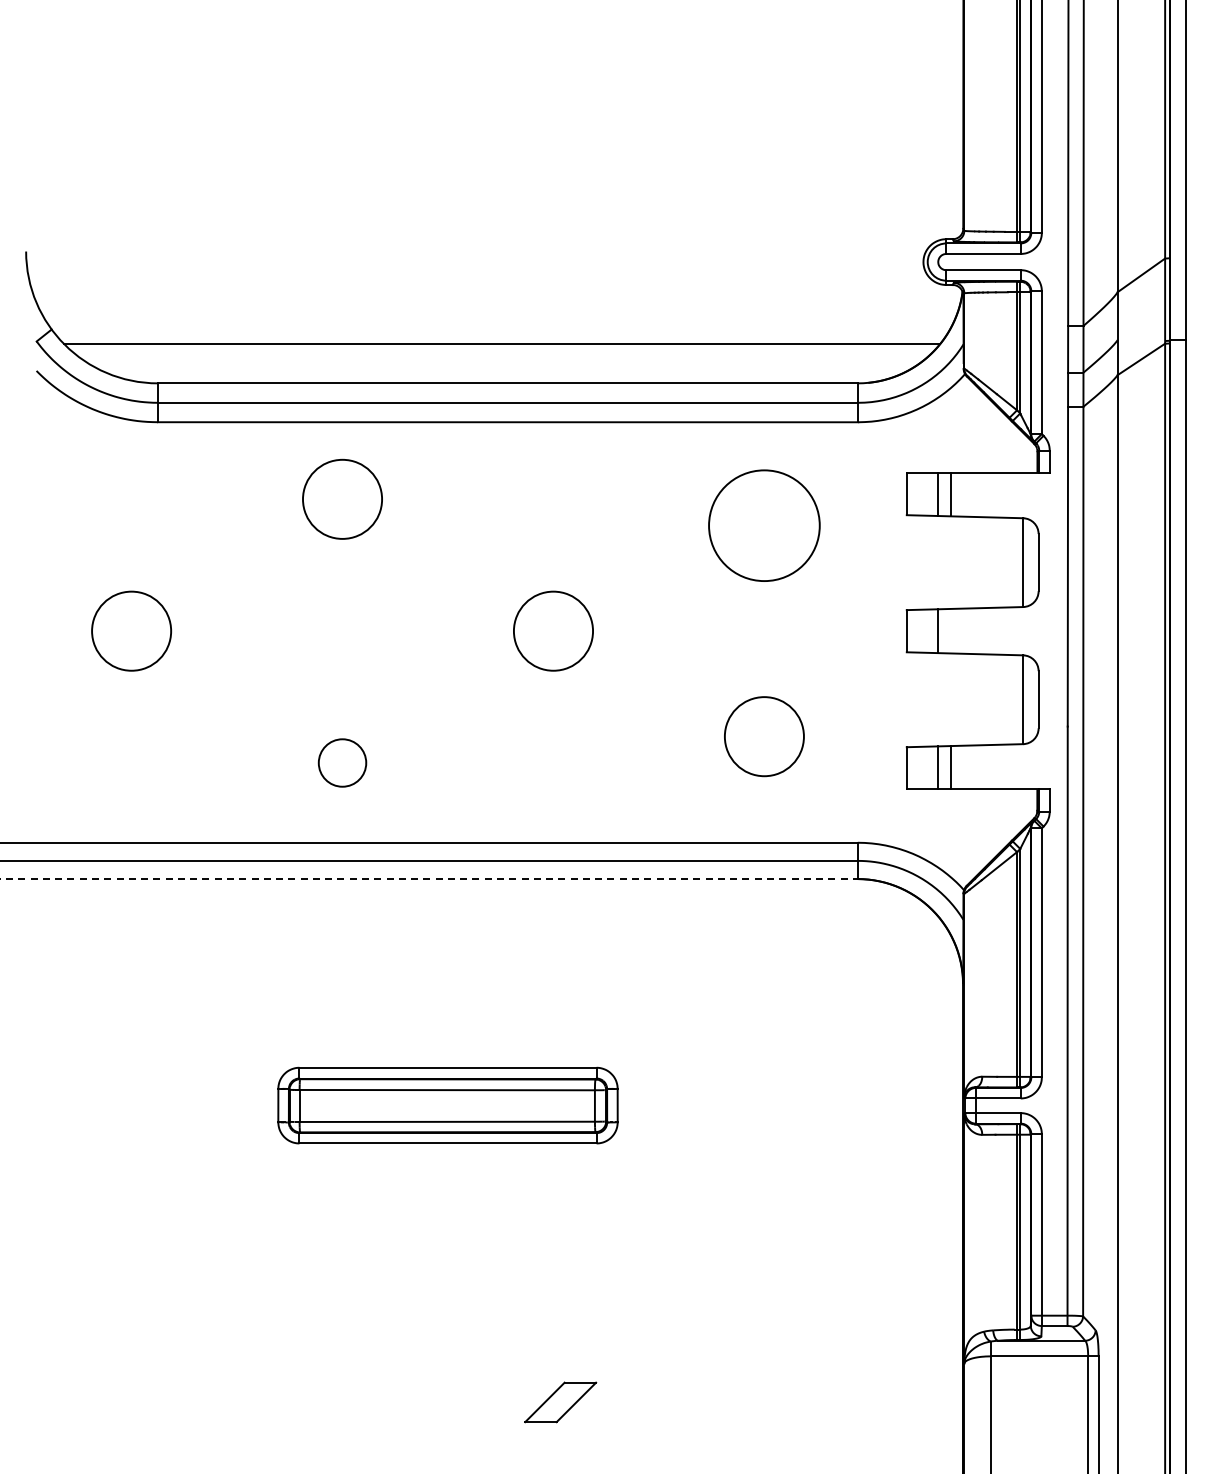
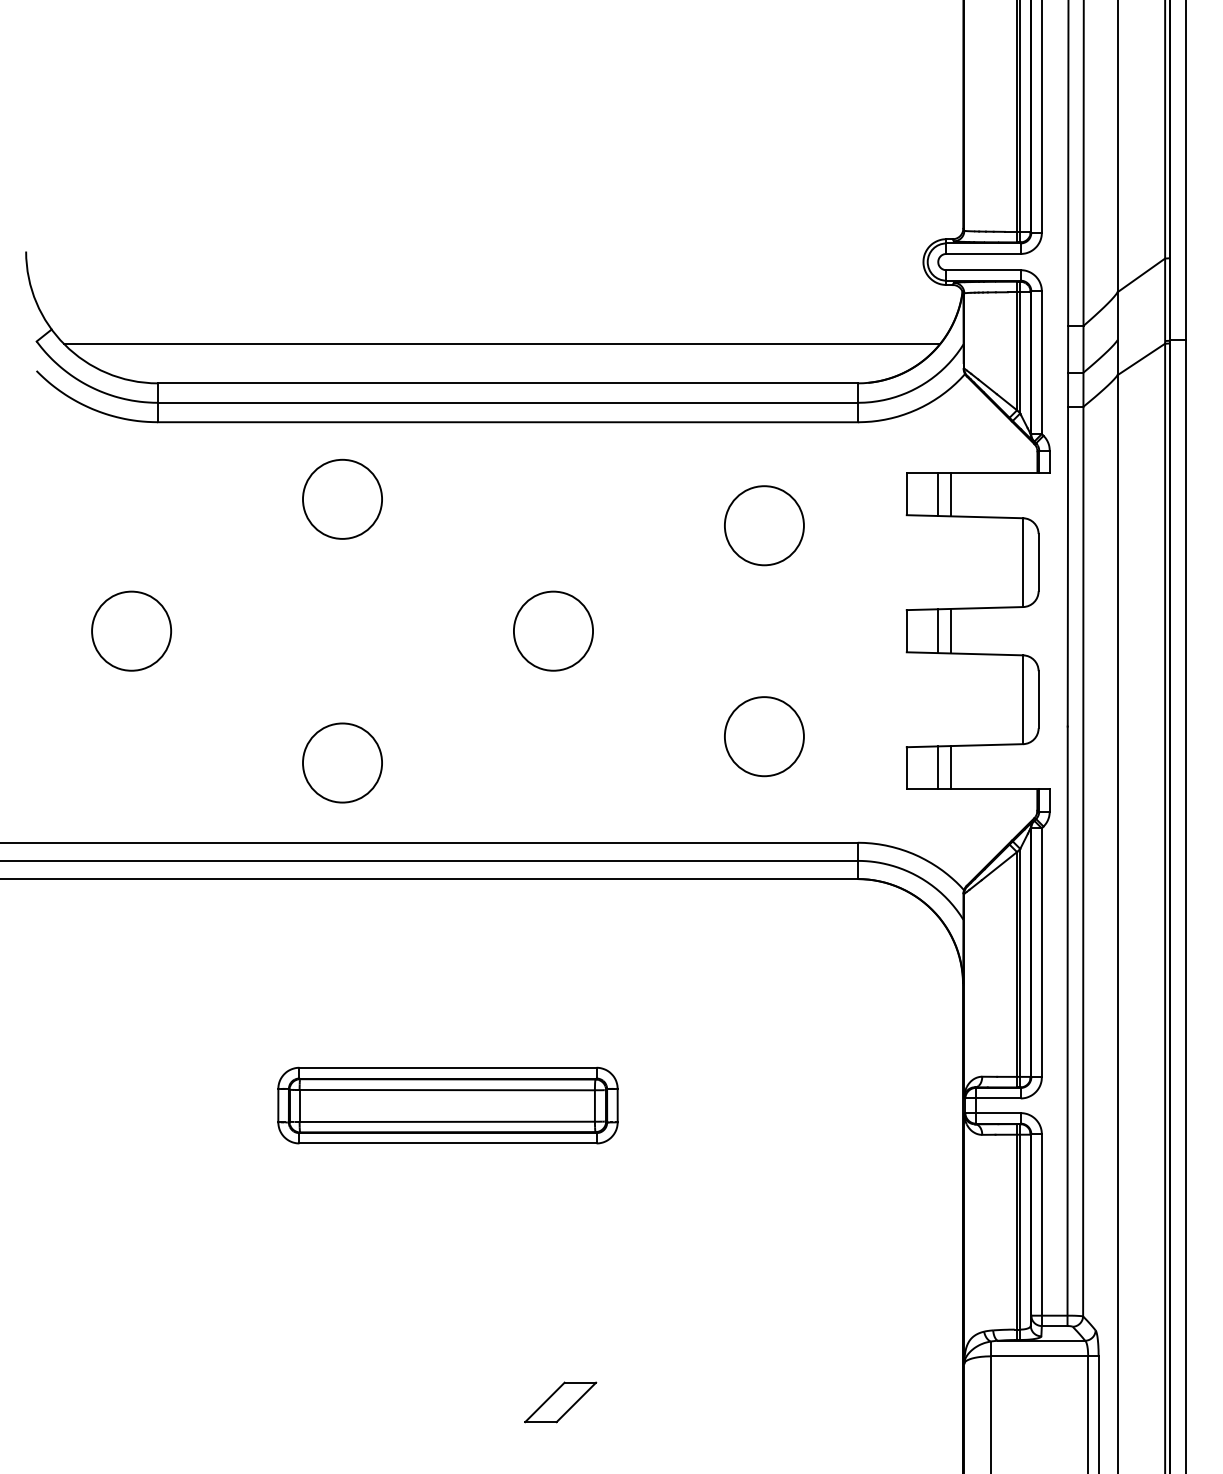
circle diameter: 111 px -> 79 px (763, 525)
line: none -> present (951, 630)
circle size: 51x50 px -> 81x82 px (342, 762)
line: dashed -> solid (429, 879)
